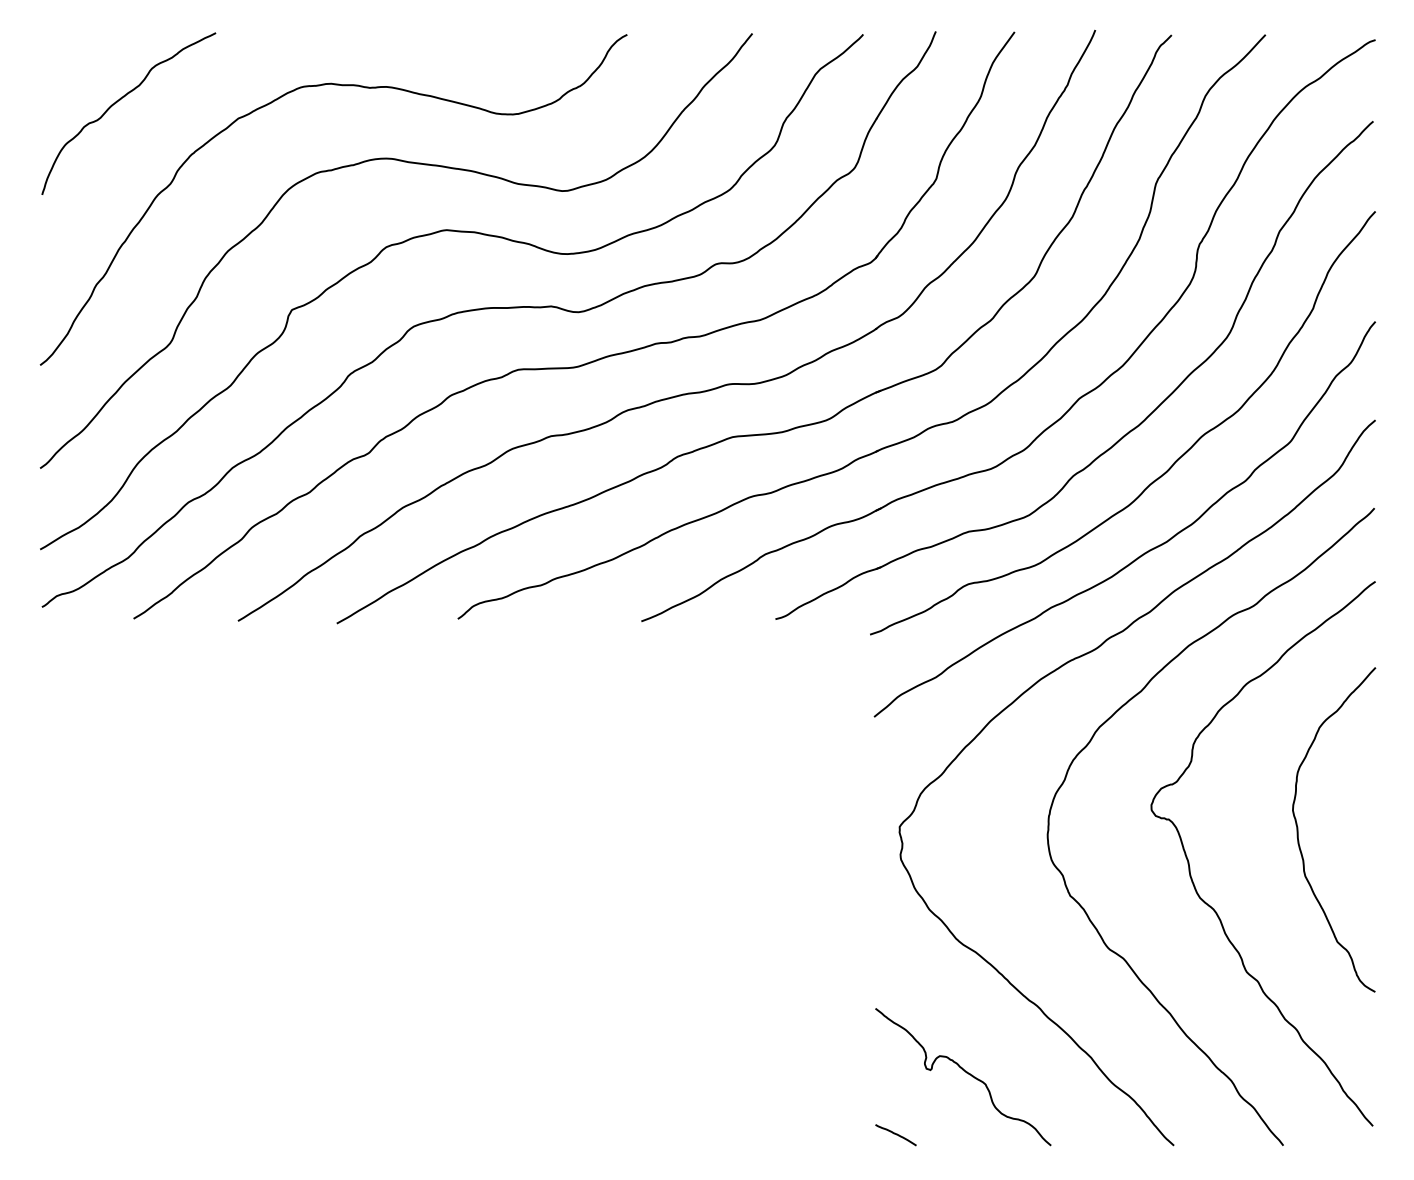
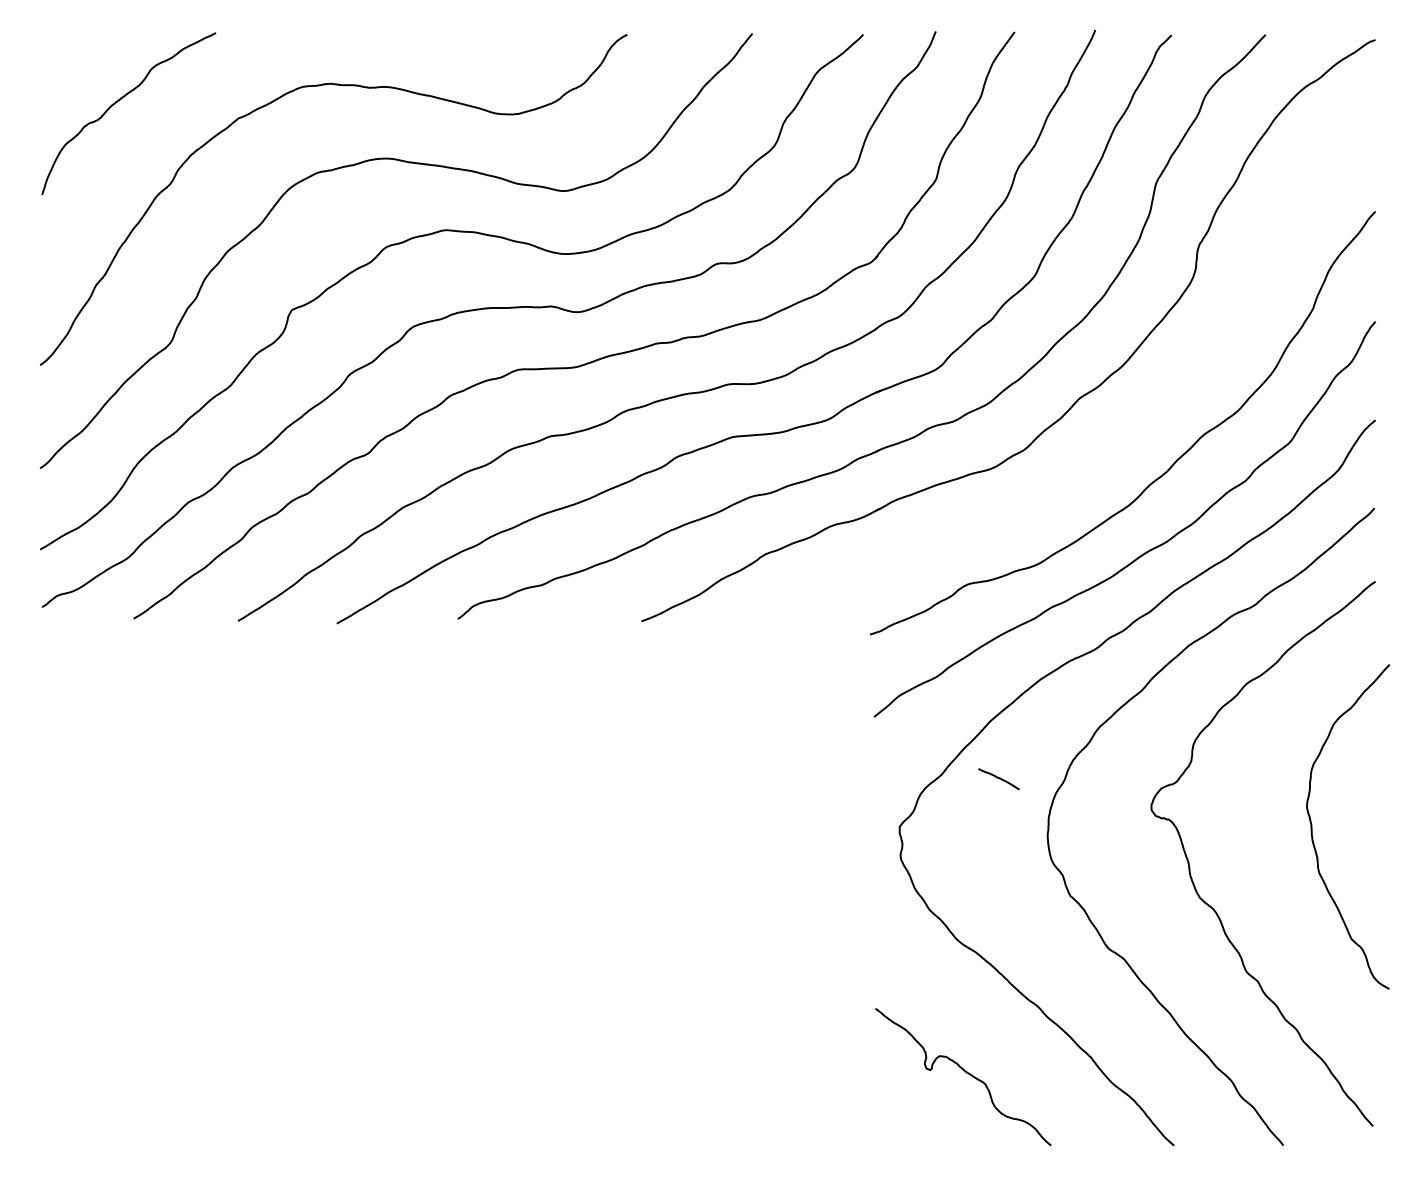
part: present -> none (1124, 434)
curve position: (1298, 829) -> (1312, 826) (1312, 826)
curve position: (895, 1134) -> (998, 778) (998, 778)
